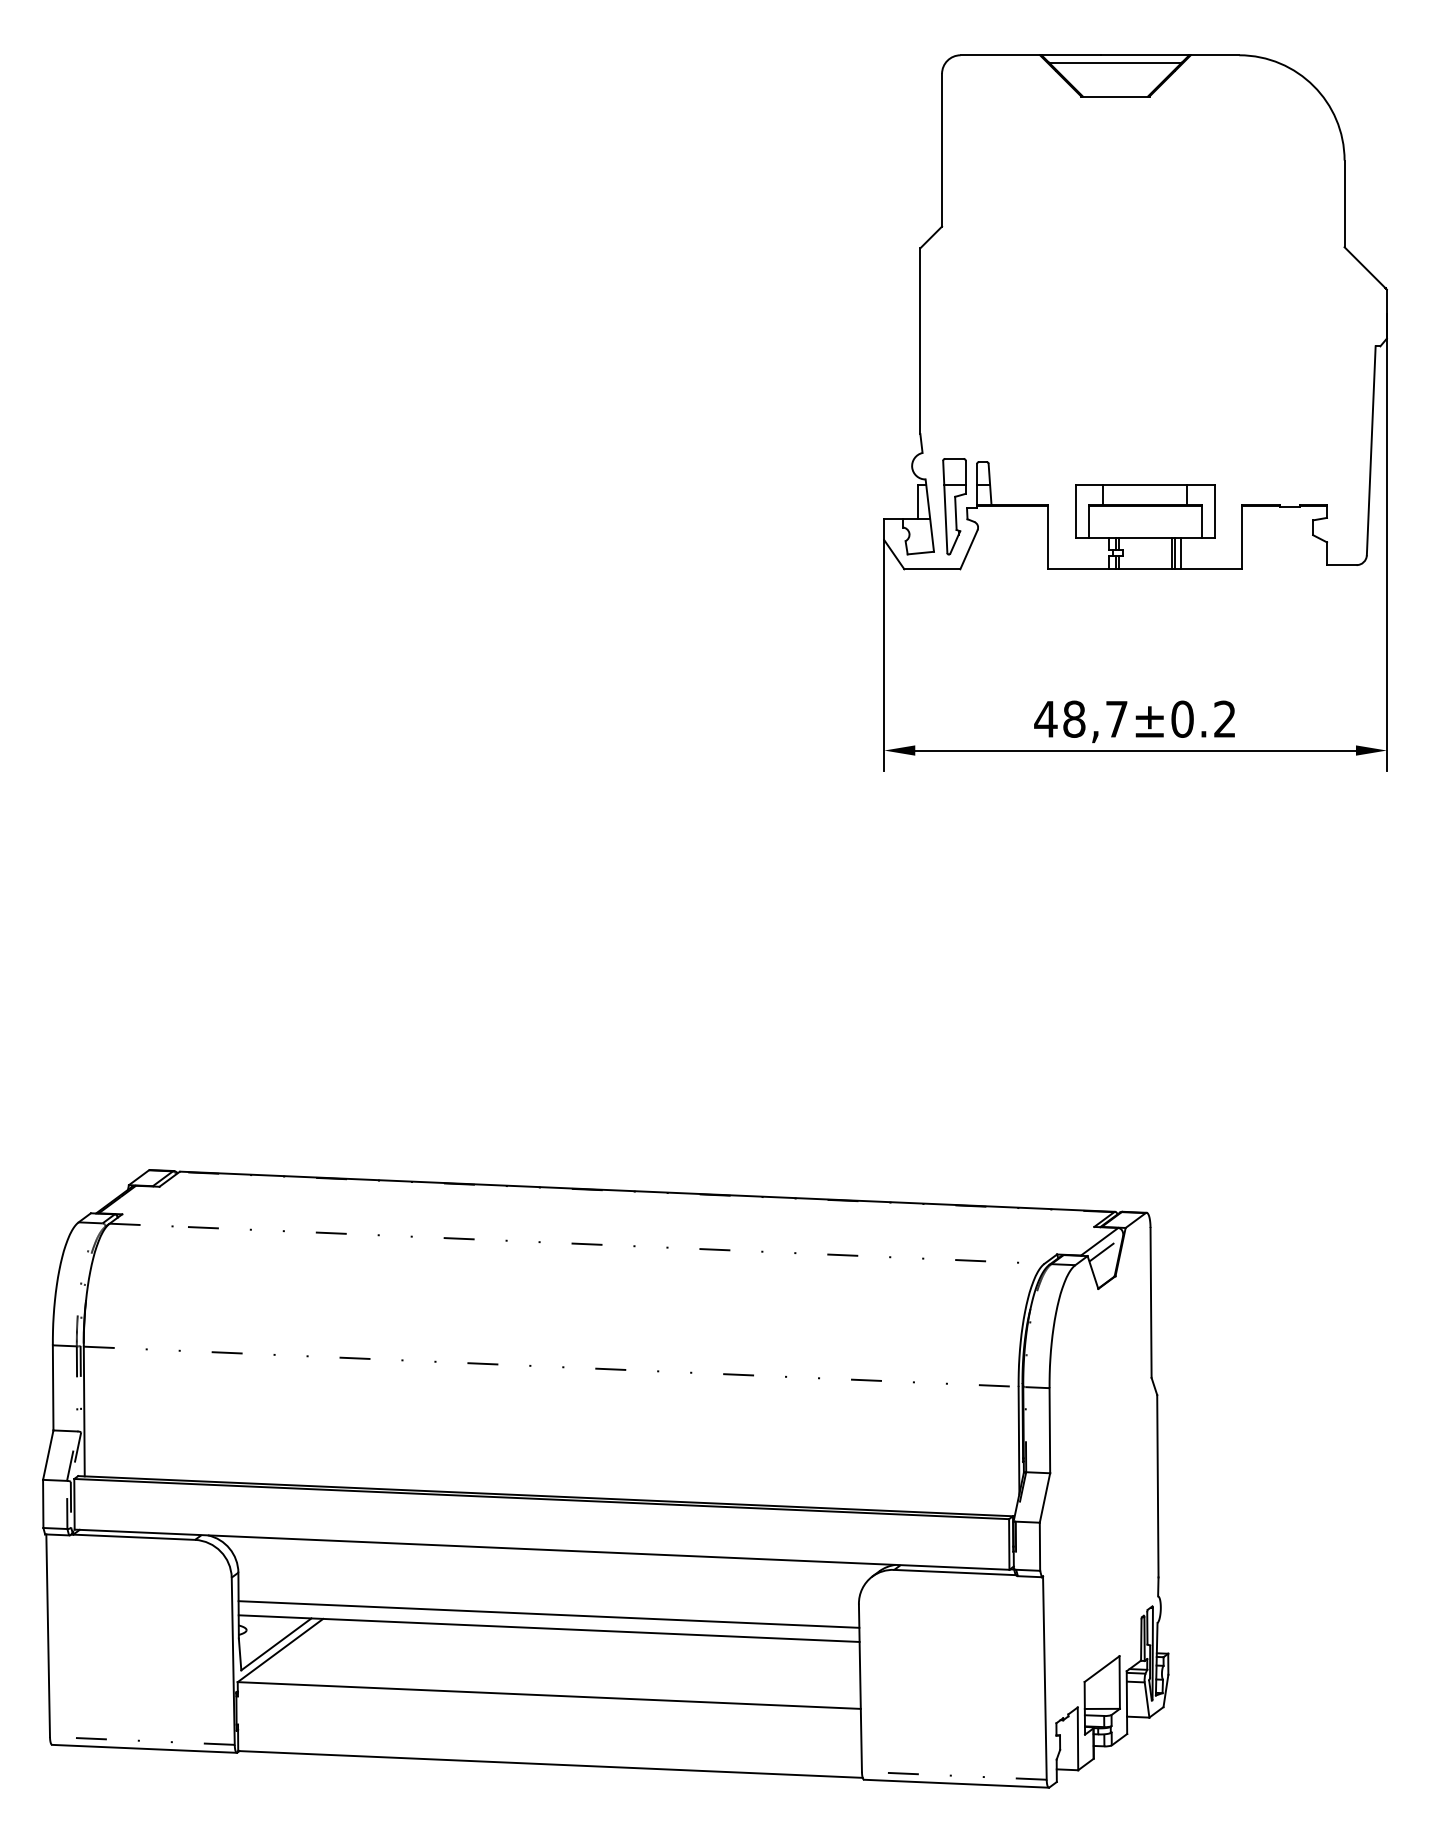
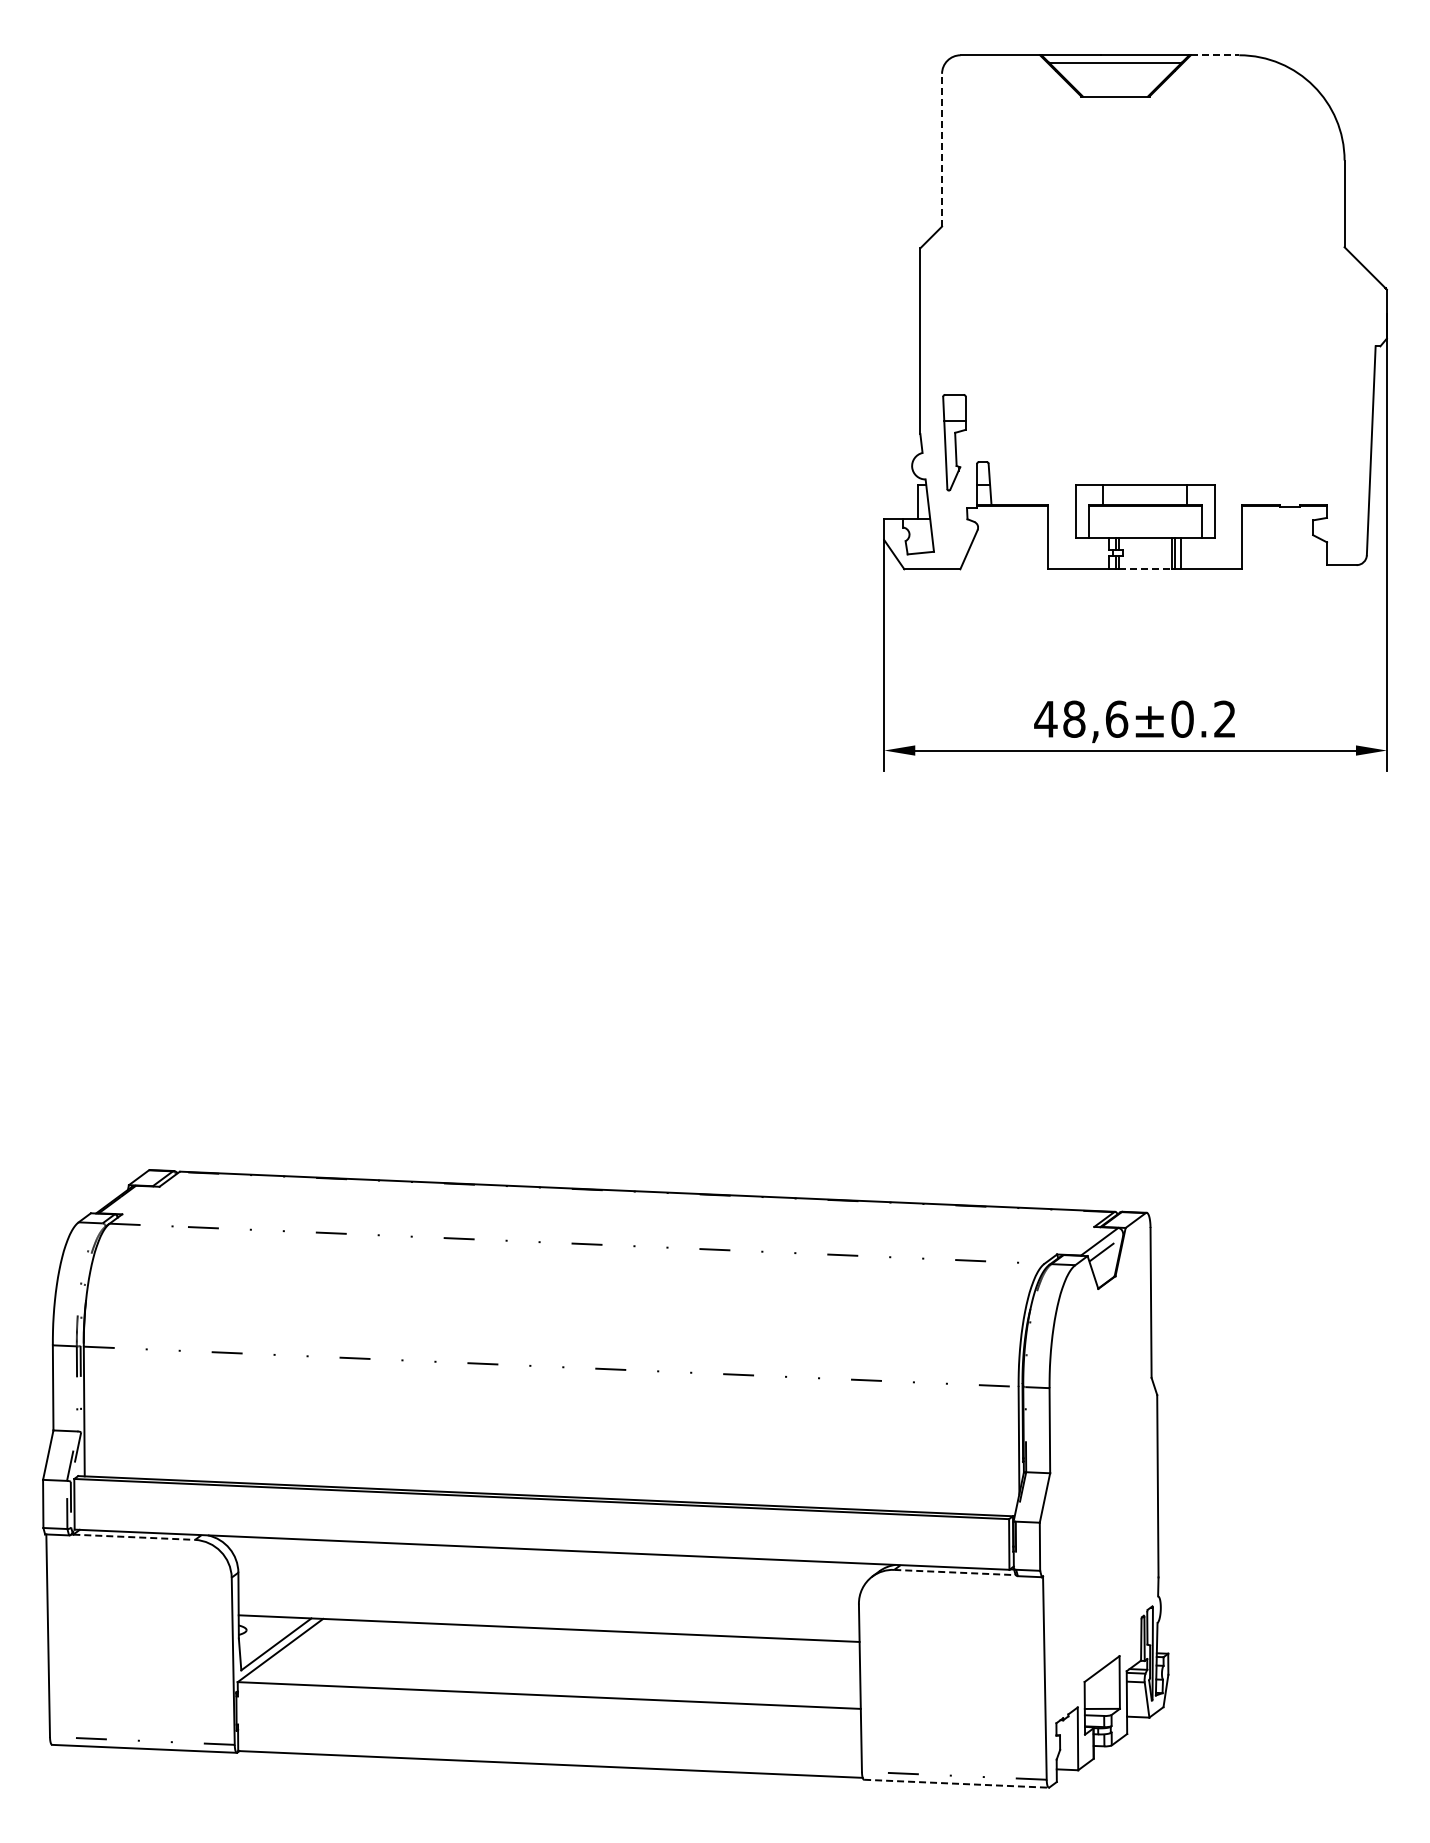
line: solid -> dashed (1215, 55)
line: solid -> dashed (942, 149)
part position: (954, 506) -> (954, 442) (954, 442)
line: solid -> dashed (1145, 569)
text: 48,7±0.2 -> 48,6±0.2 (1116, 718)
line: solid -> dashed (134, 1537)
line: solid -> dashed (955, 1572)
line: present -> none (548, 1614)
line: solid -> dashed (956, 1783)
